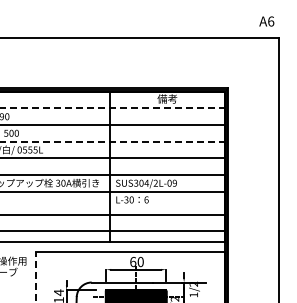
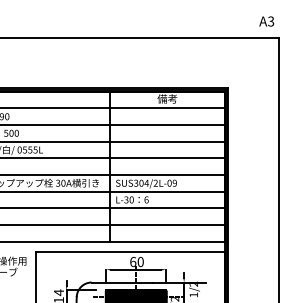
text: A6 -> A3 (271, 21)
line: dashed -> solid (113, 108)
line: dashed -> solid (113, 141)
line position: (113, 215) -> (113, 208) (113, 208)
line position: (113, 230) -> (113, 224) (113, 224)
line: dashed -> solid (35, 276)
